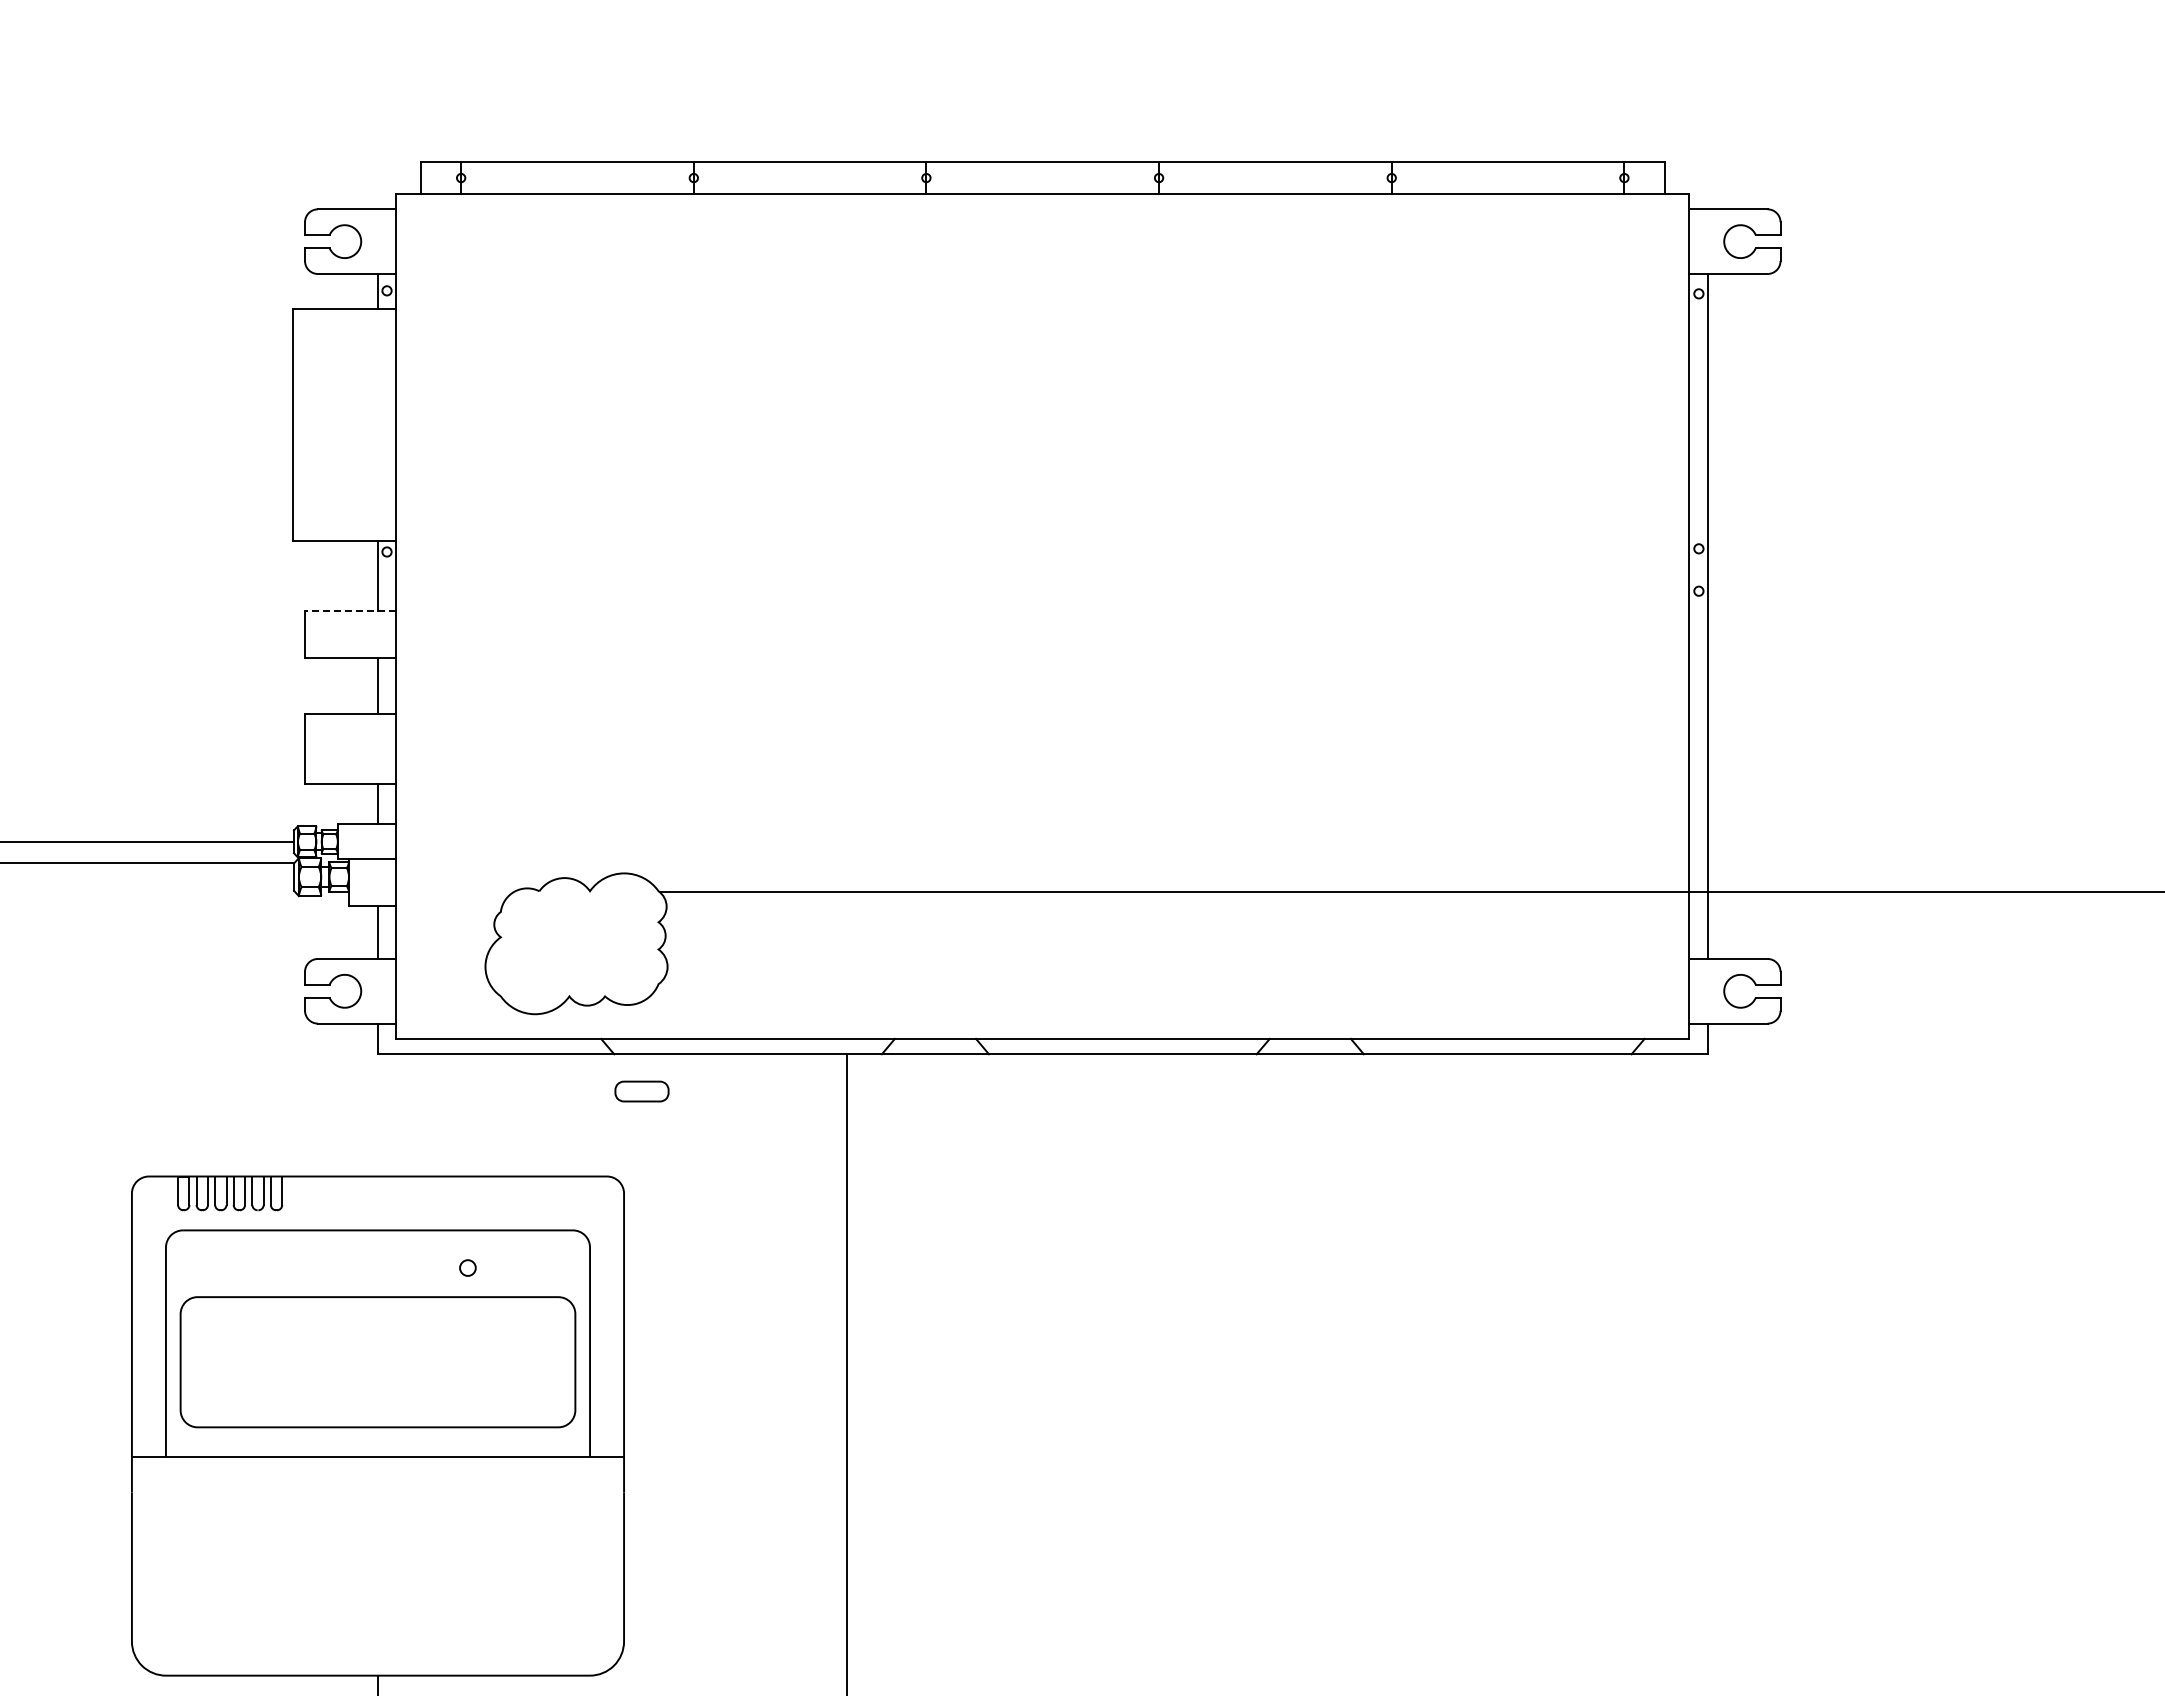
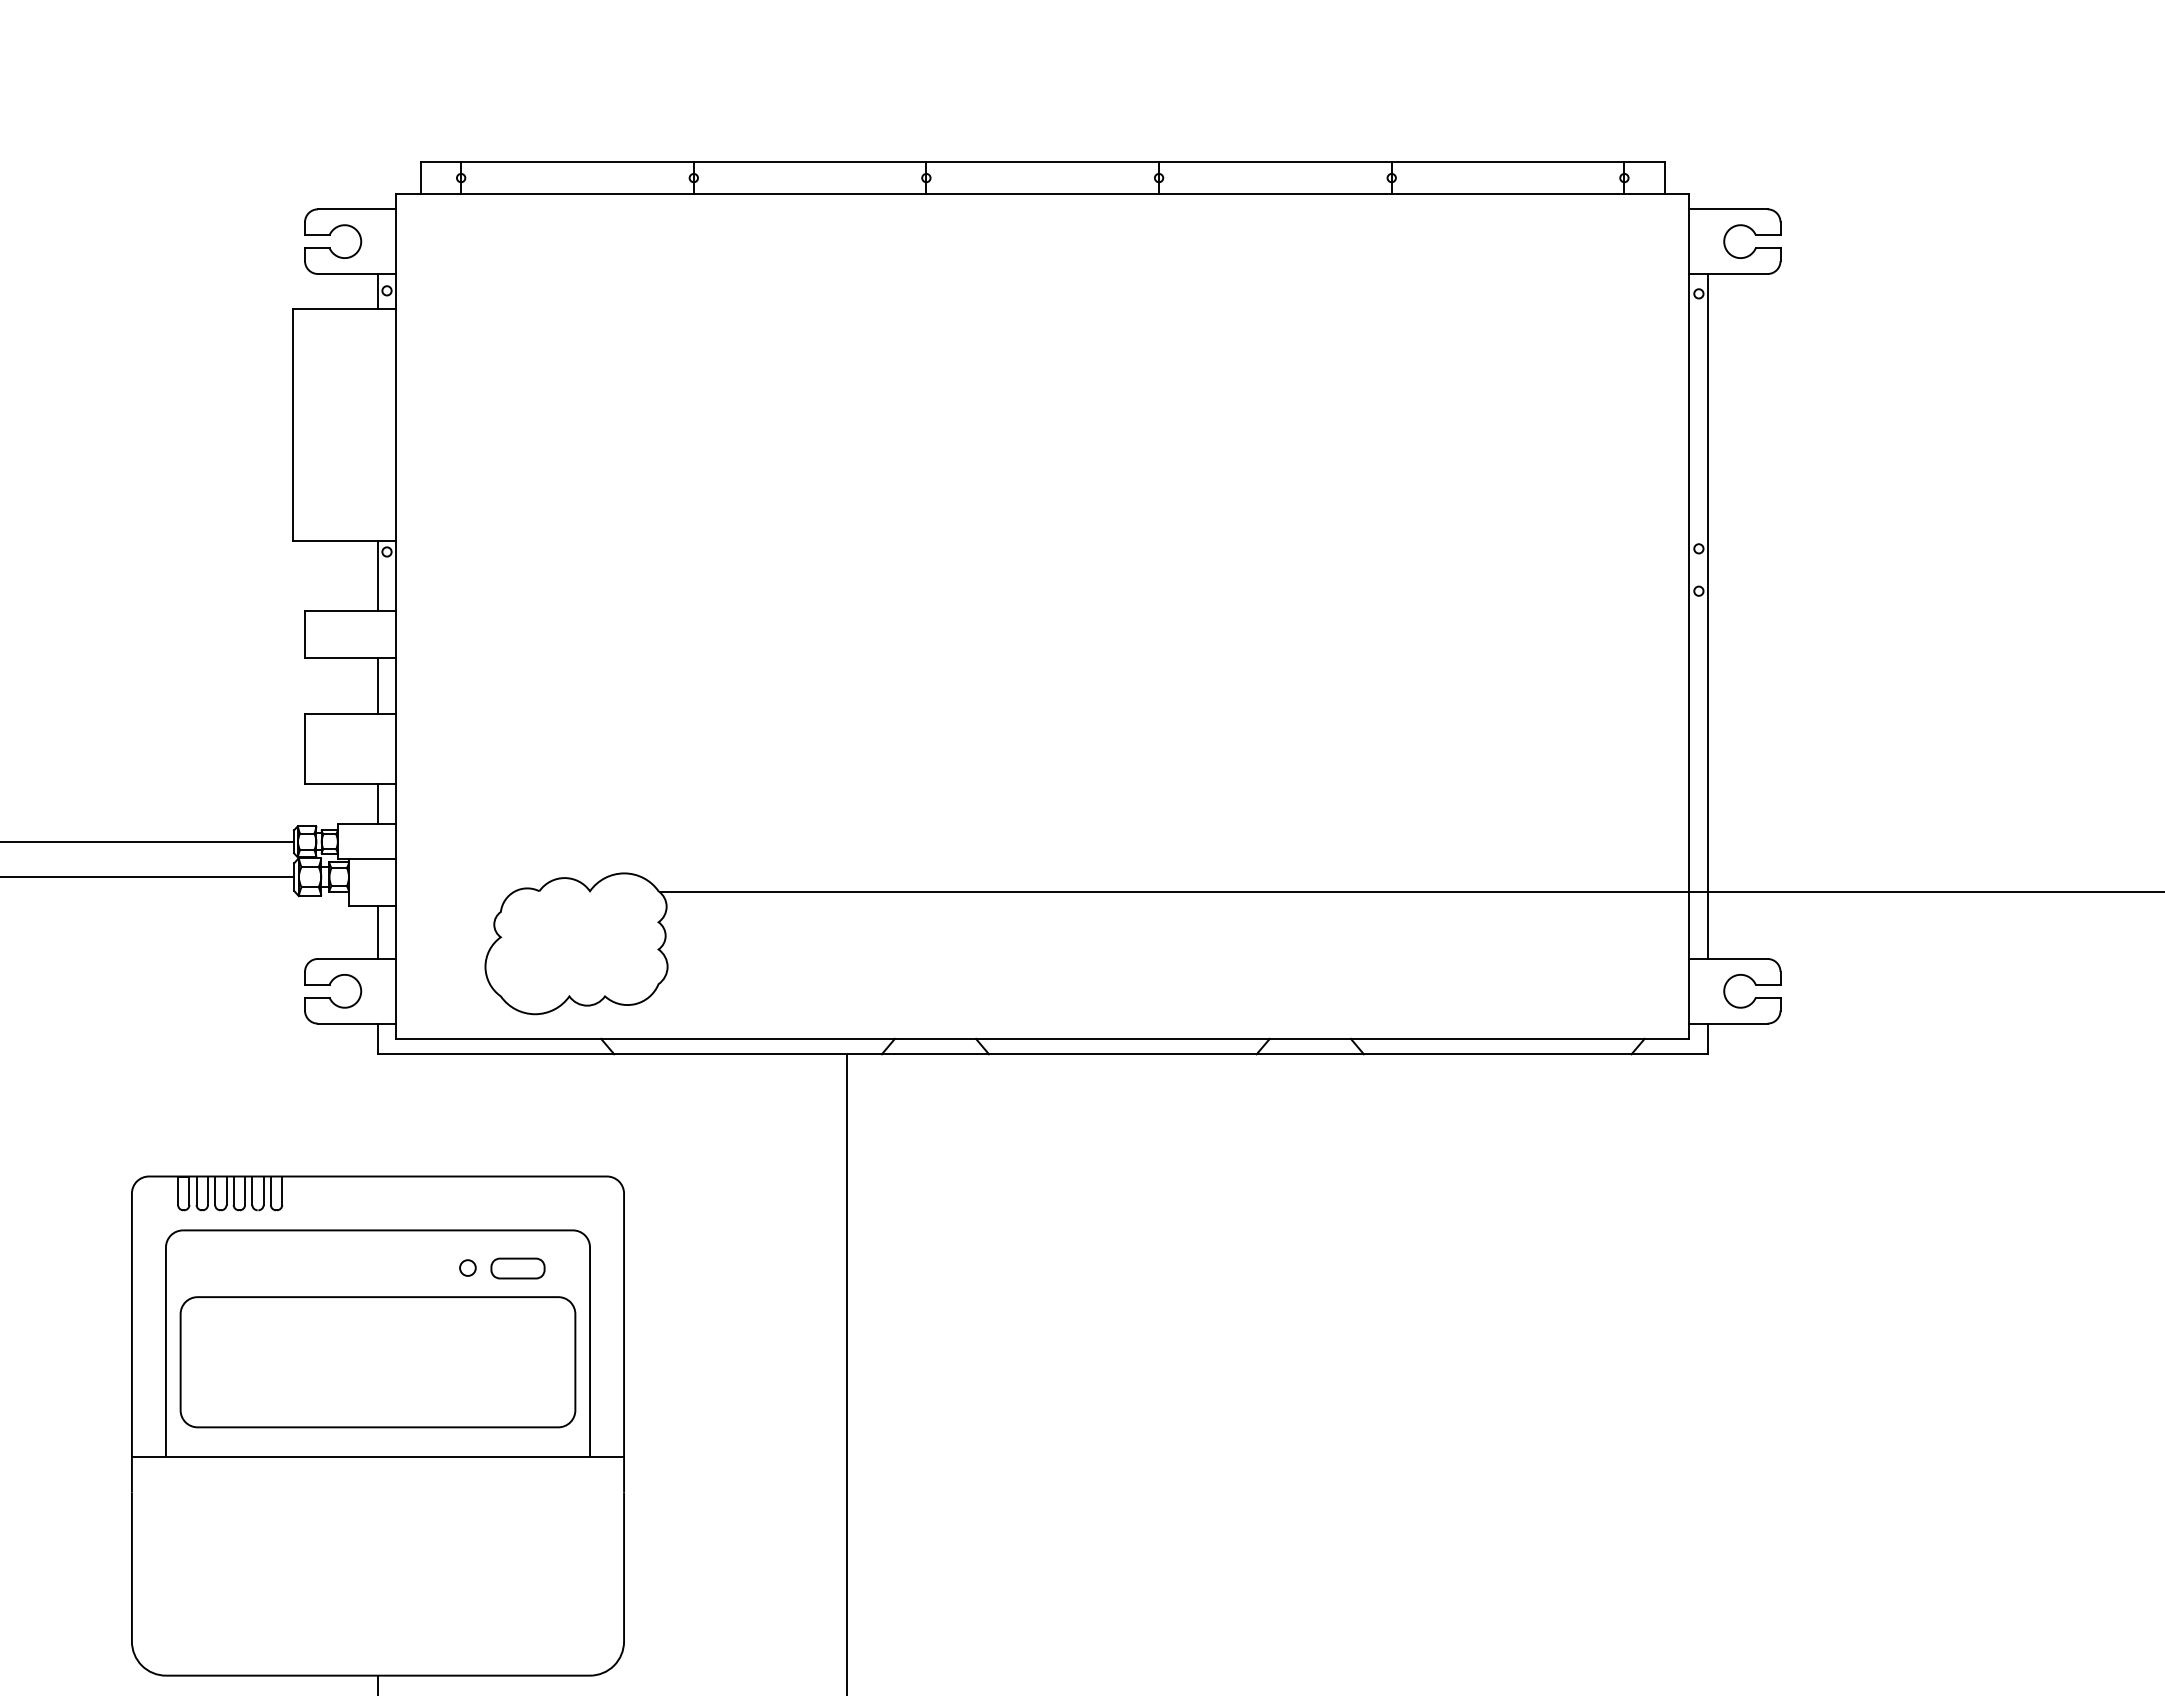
line: dashed -> solid (350, 611)
line position: (148, 863) -> (148, 877) (148, 877)
part position: (641, 1091) -> (517, 1268) (517, 1268)
